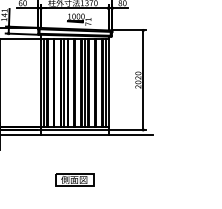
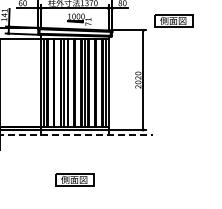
part: none -> present (173, 20)
line: solid -> dashed (77, 134)
